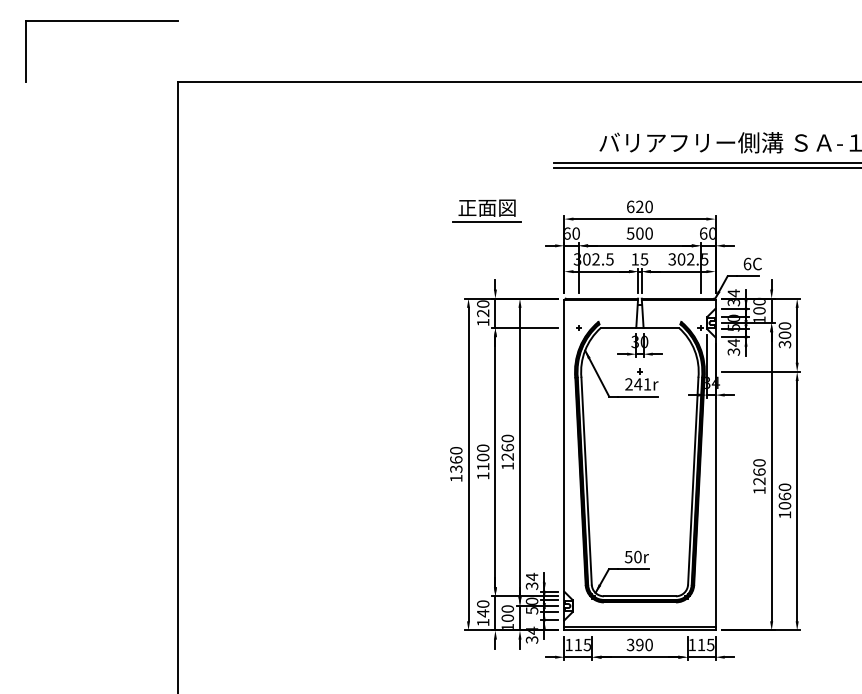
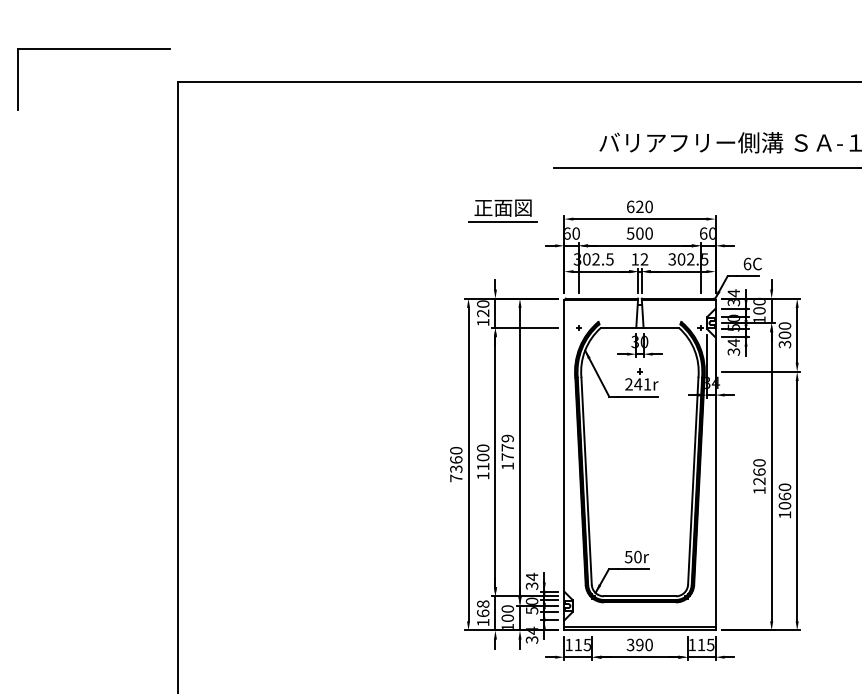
part position: (101, 21) -> (93, 49) (93, 49)
line: present -> none (706, 163)
part position: (486, 210) -> (502, 210) (502, 210)
text: 15 -> 12 (644, 259)
text: 1260 -> 1779 (507, 447)
text: 1360 -> 7360 (456, 478)
text: 140 -> 168 (483, 608)
